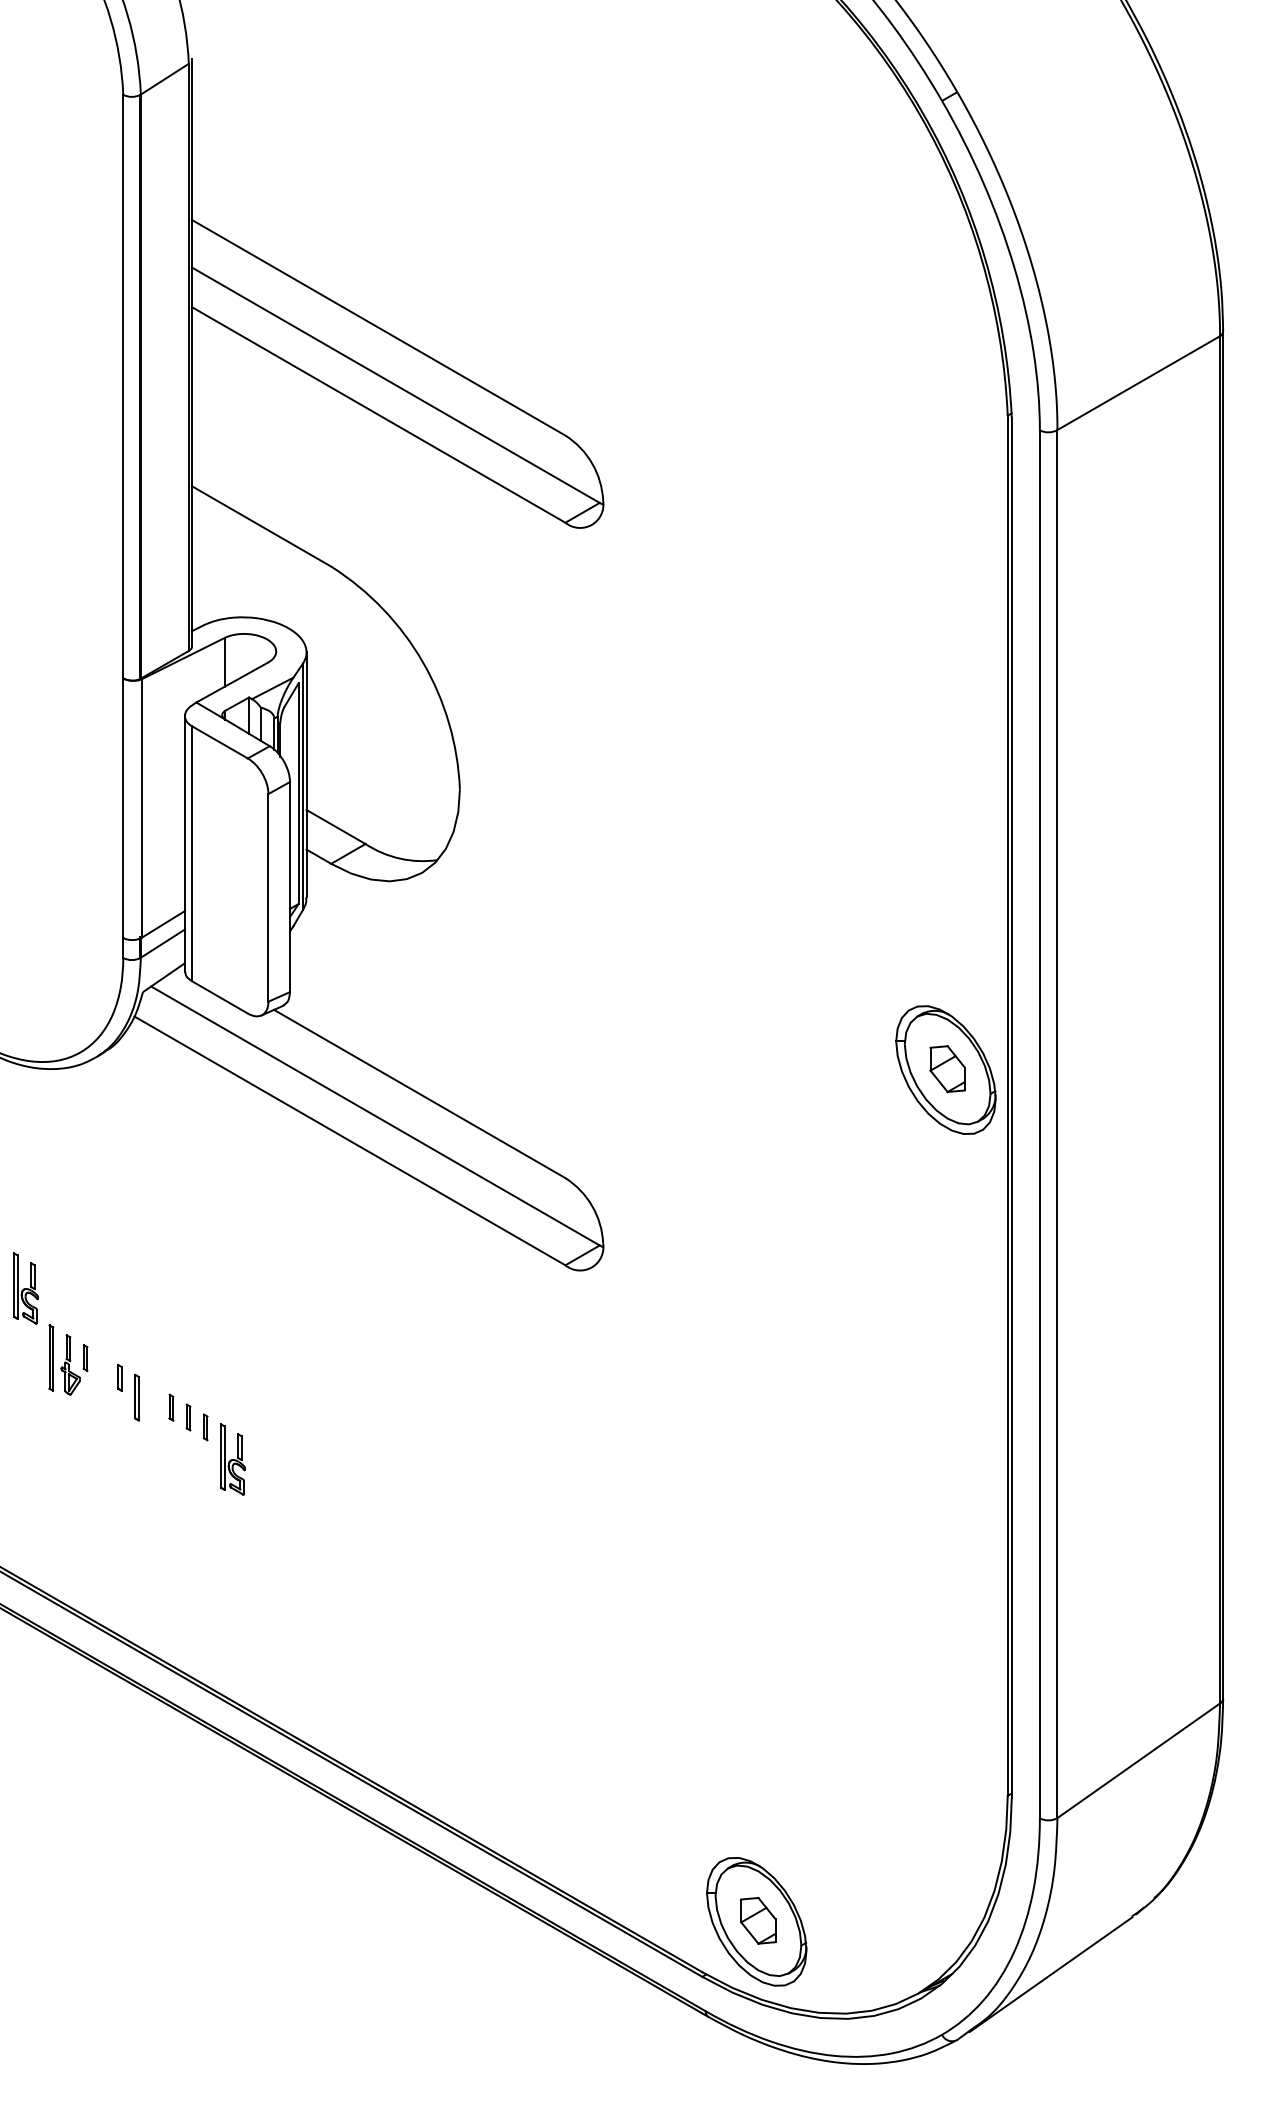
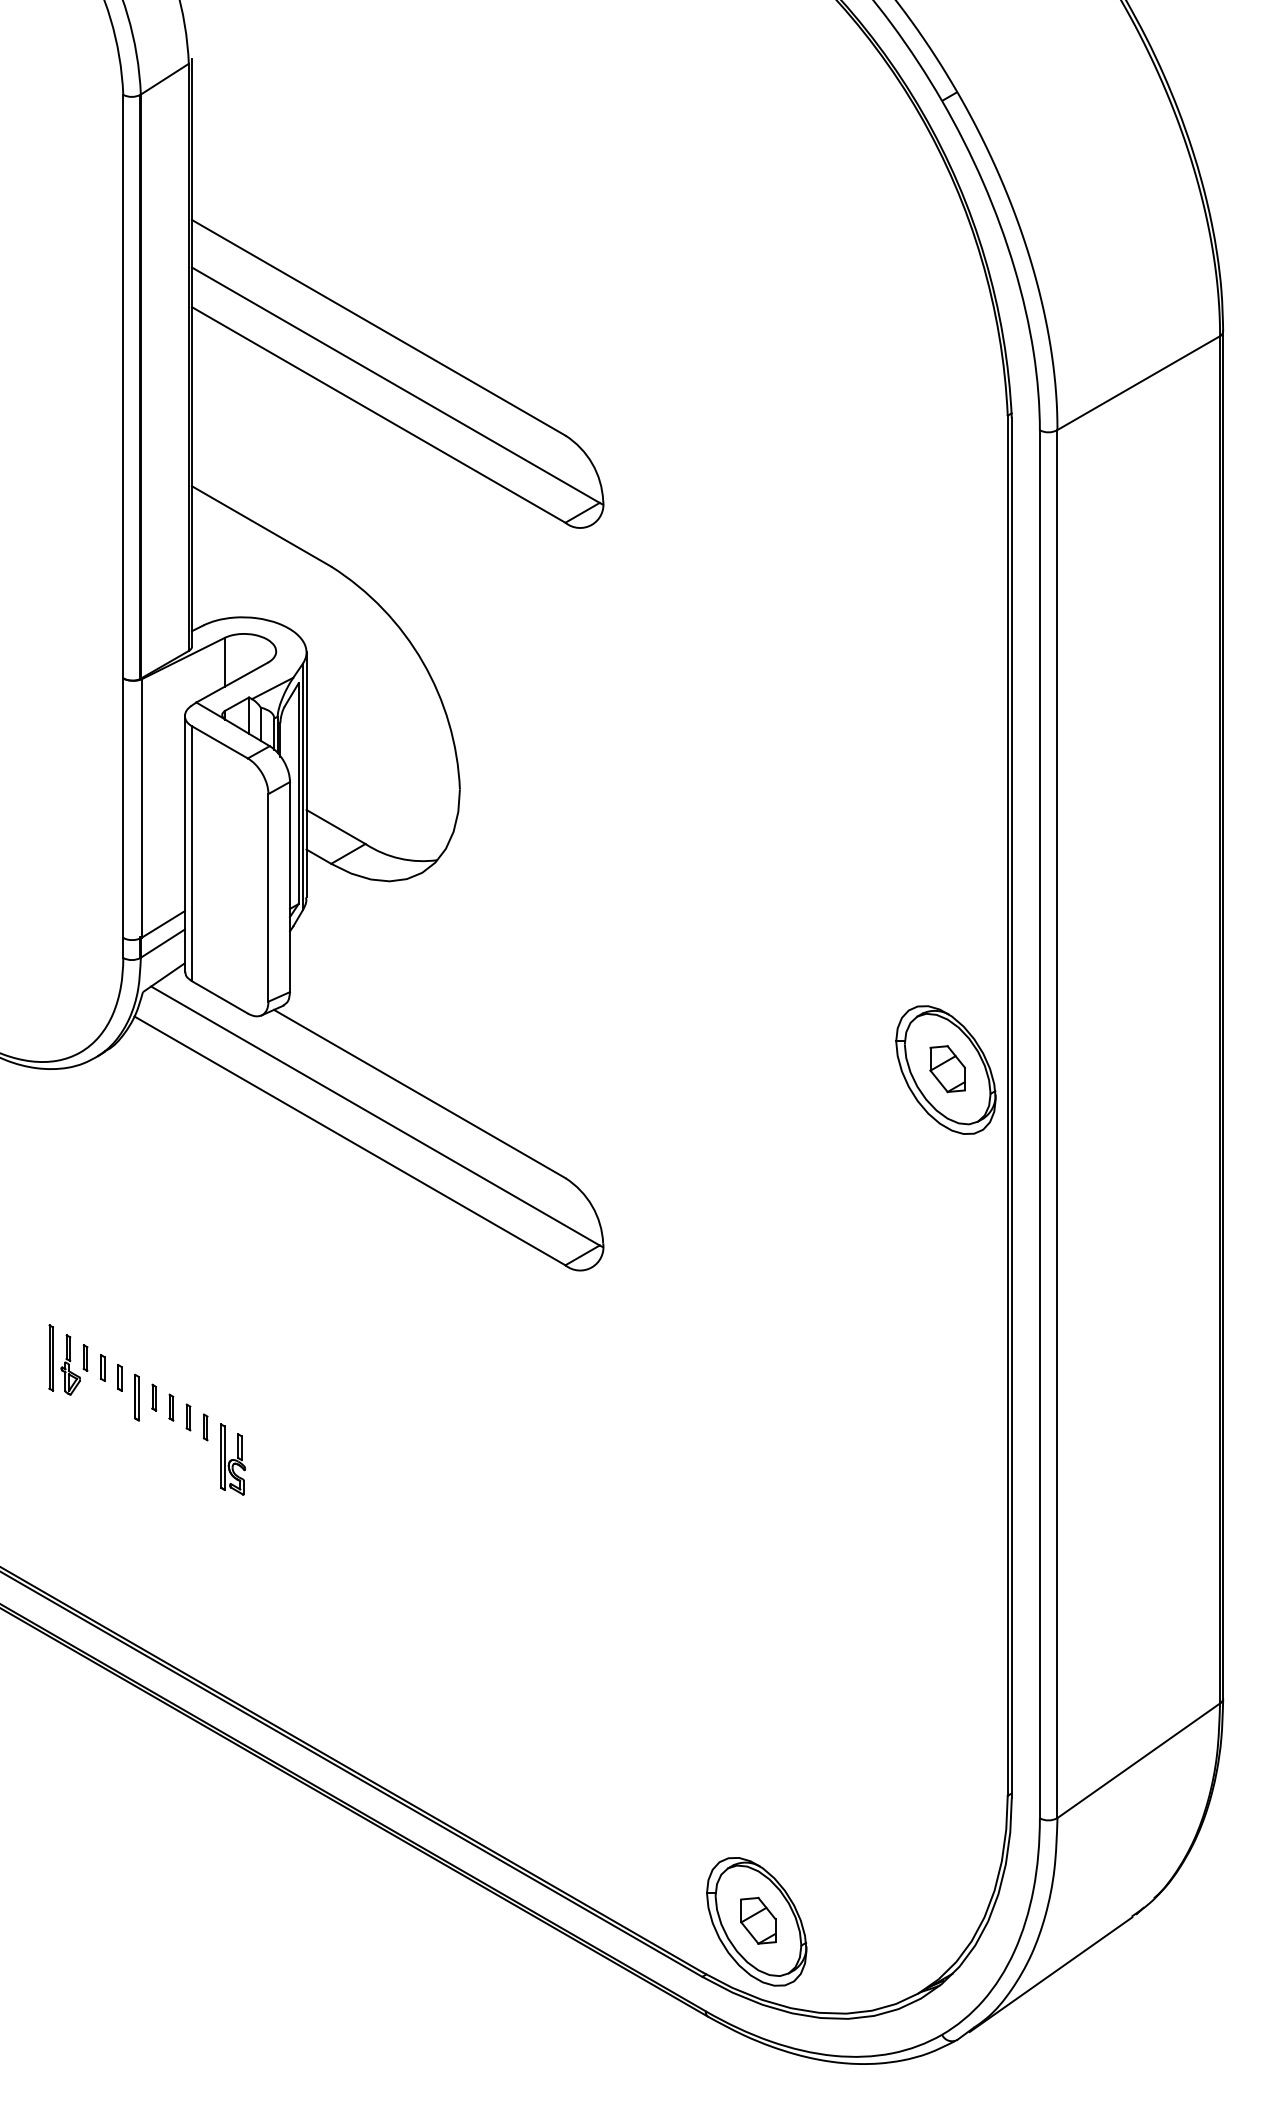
part: present -> none (25, 1288)
part: none -> present (102, 1367)
part: none -> present (154, 1397)
